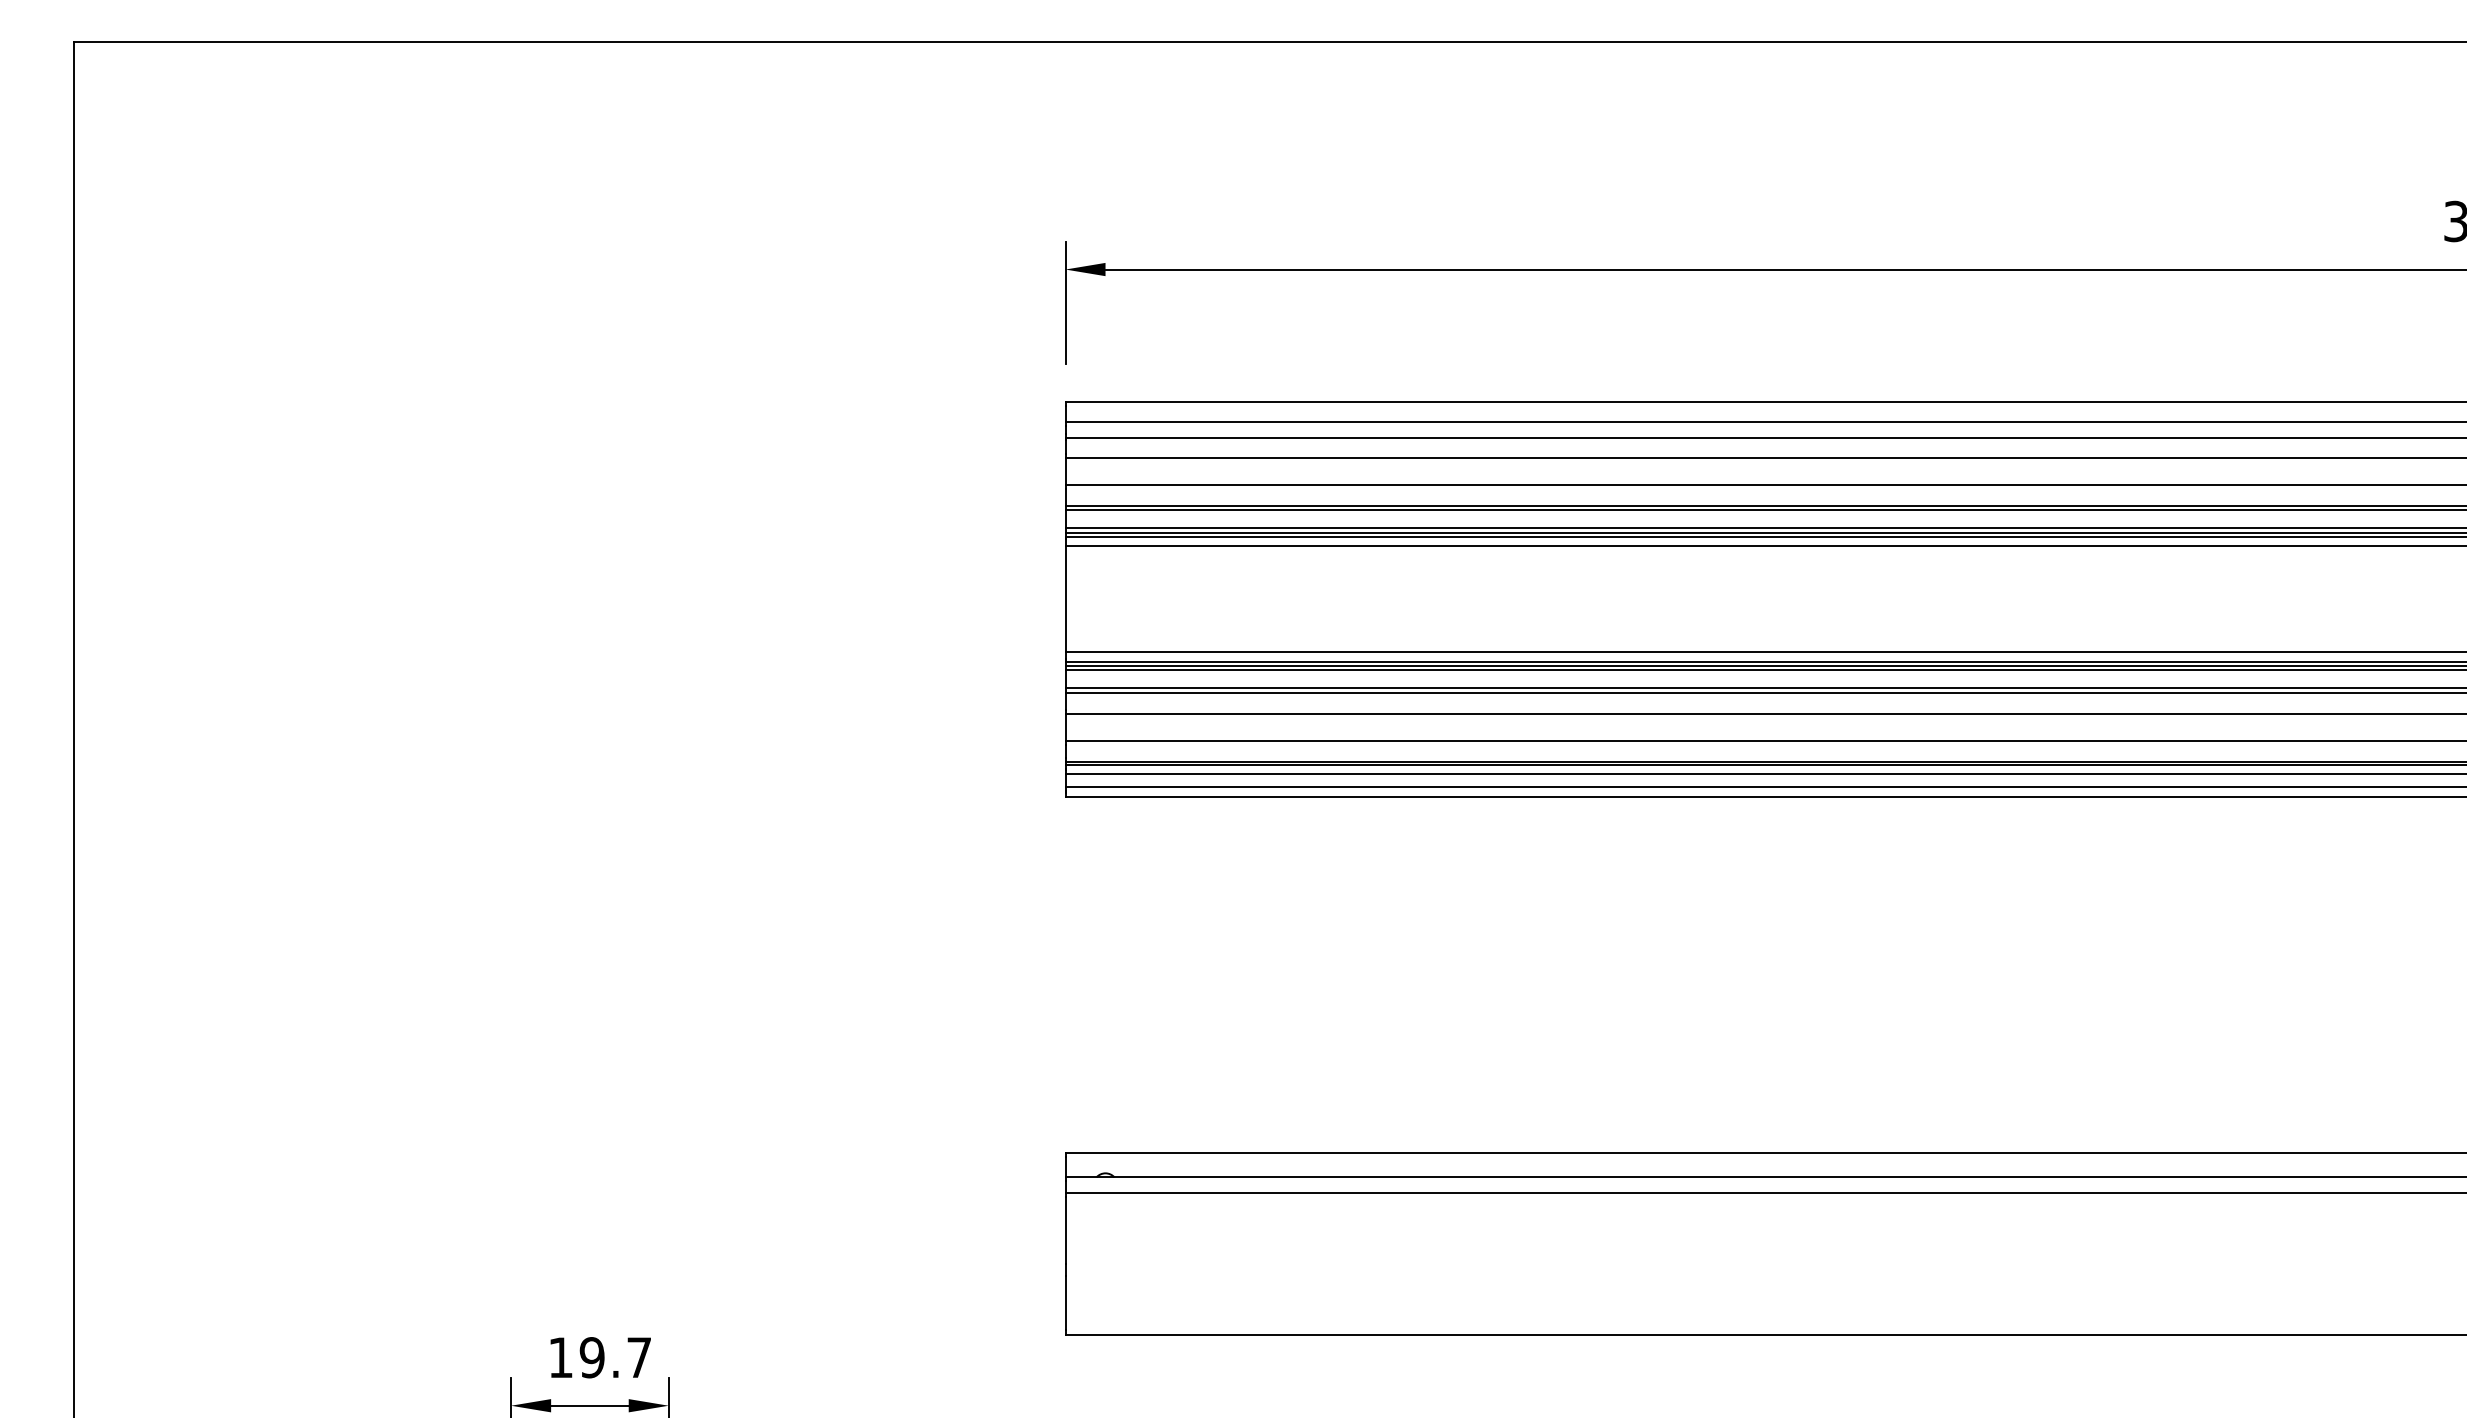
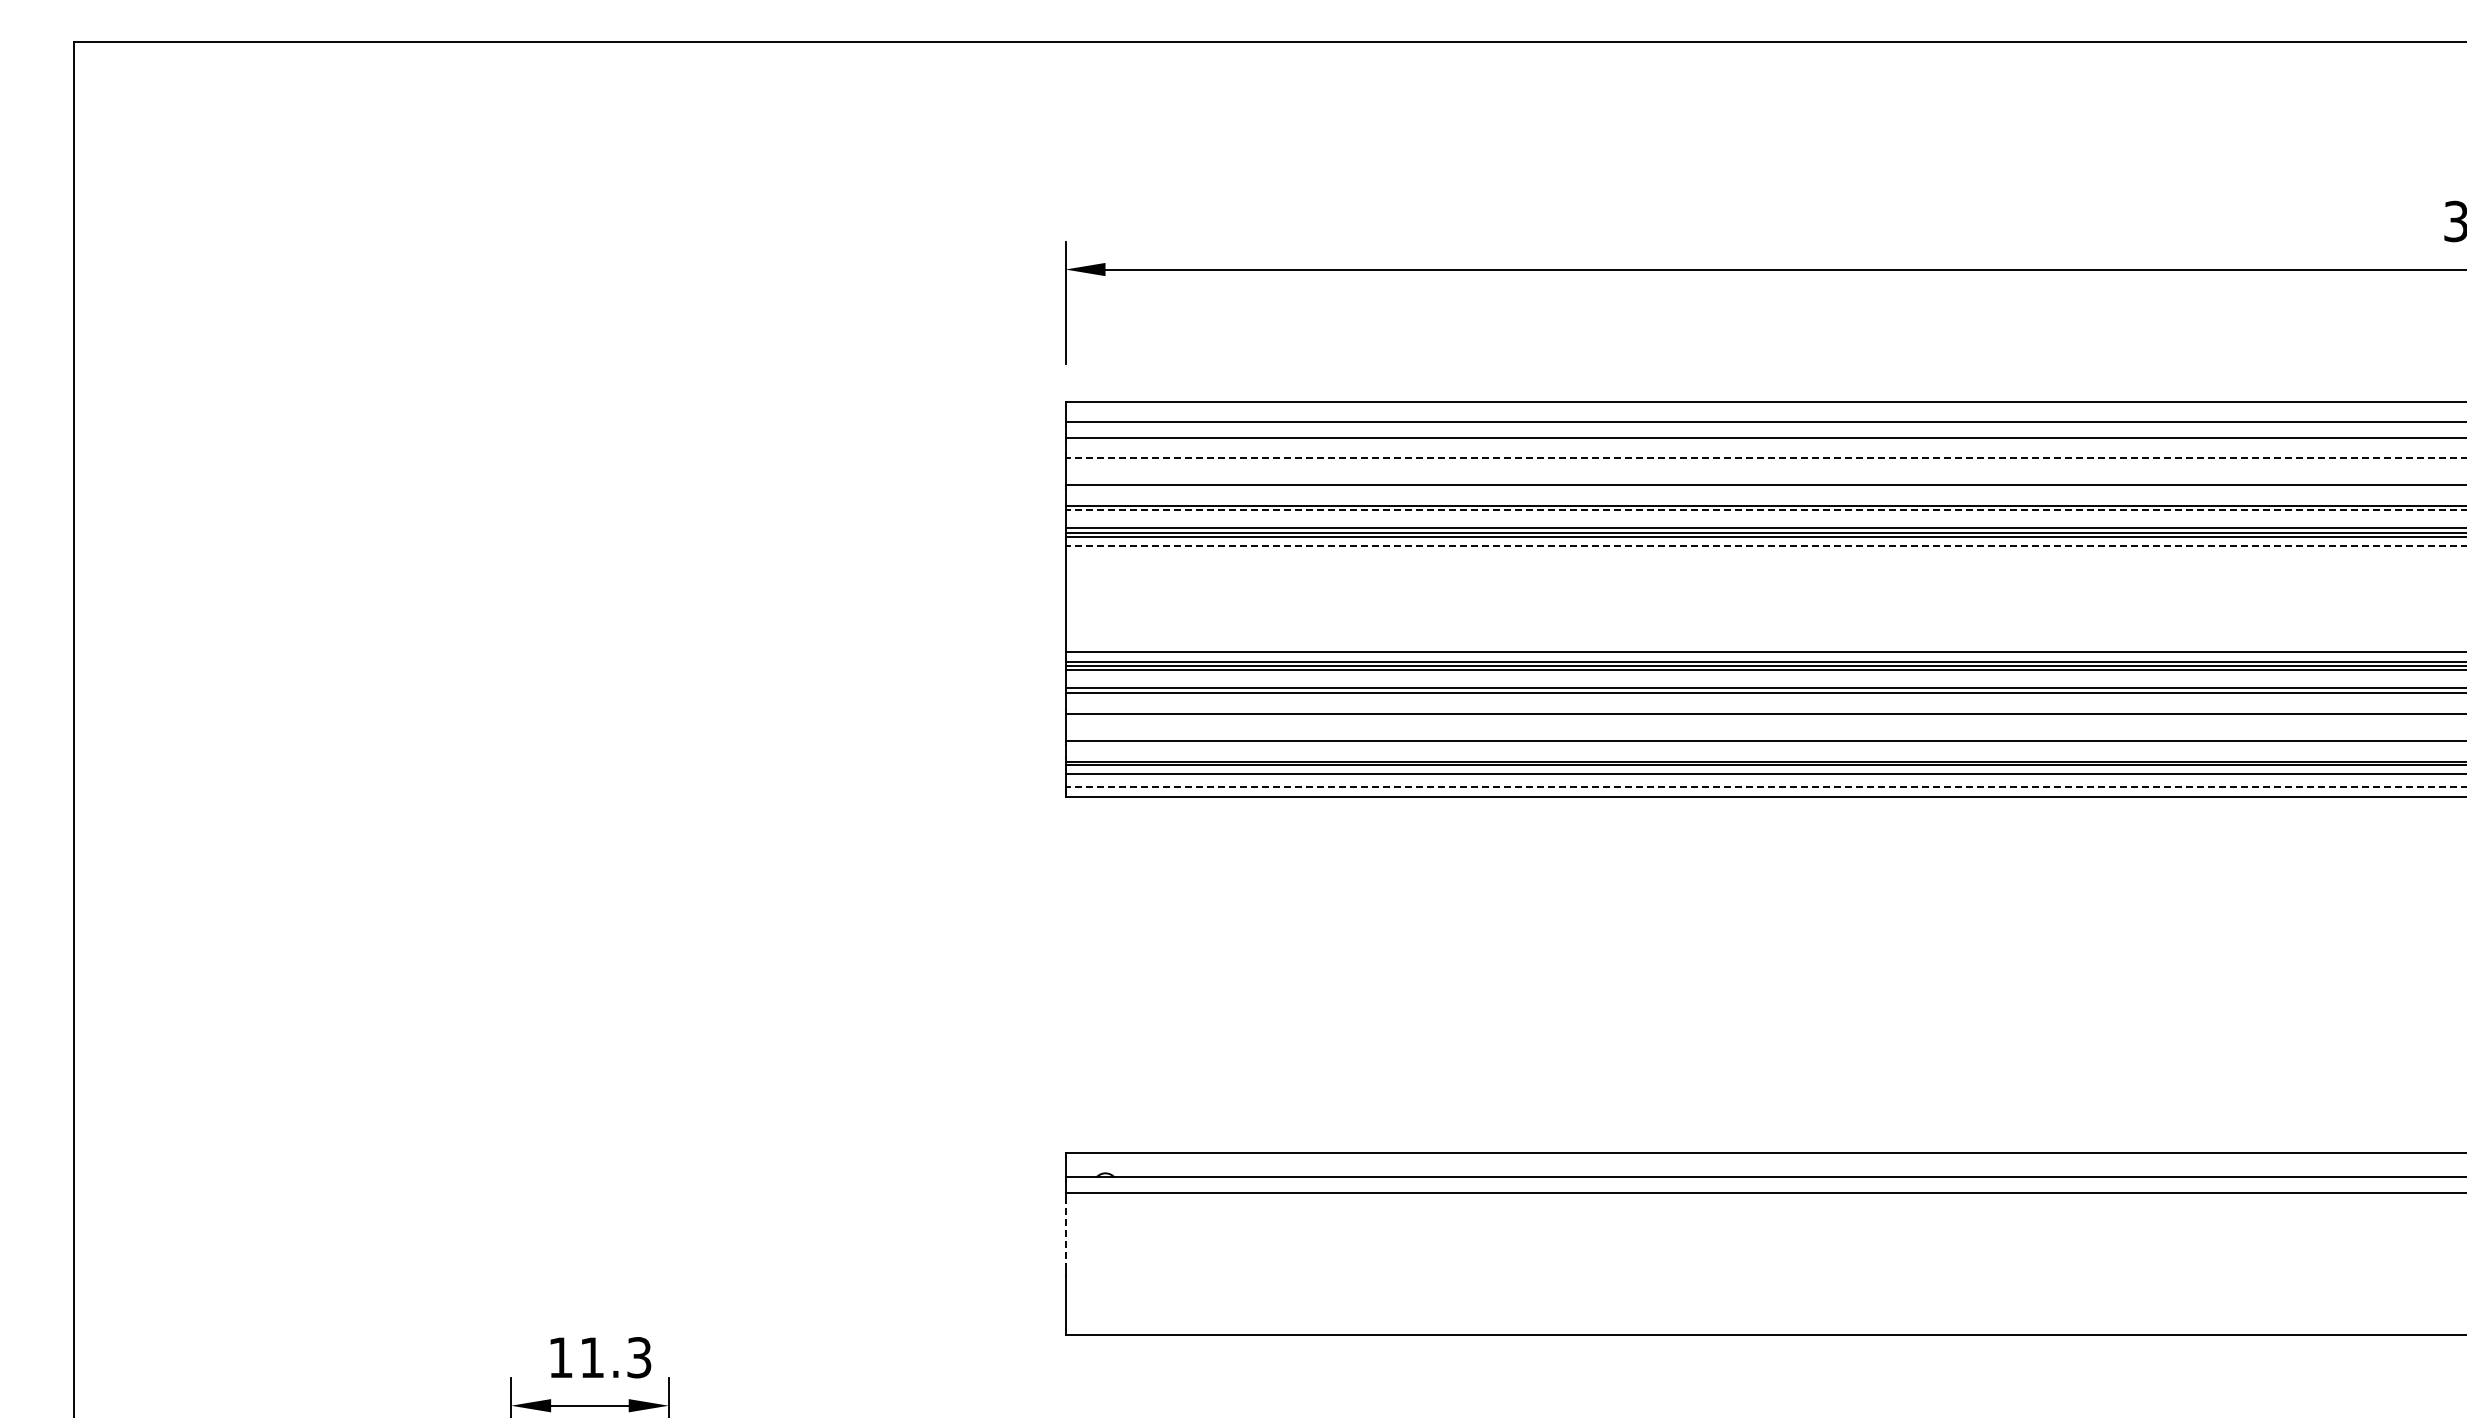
line: solid -> dashed (1765, 457)
line: solid -> dashed (1765, 510)
line: solid -> dashed (1765, 546)
line: solid -> dashed (1765, 787)
line: solid -> dashed (1065, 1231)
text: 19.7 -> 11.3 (615, 1357)
